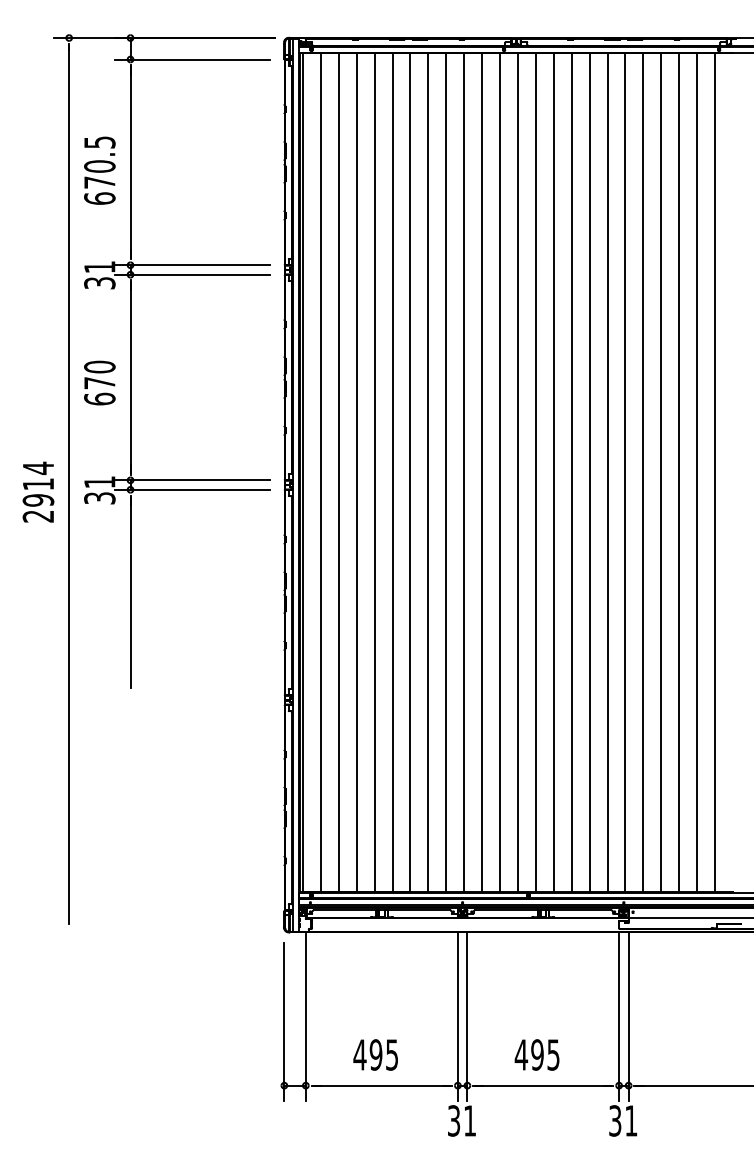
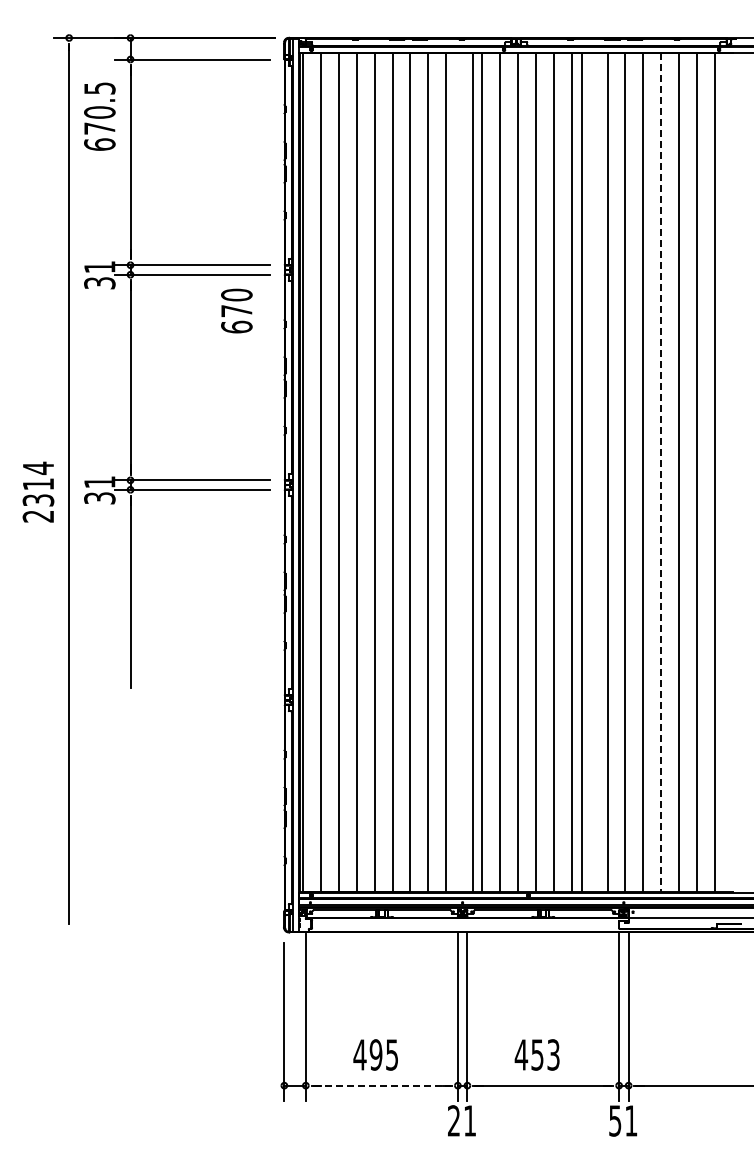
text position: (99, 170) -> (99, 116) (99, 116)
text position: (99, 382) -> (236, 310) (236, 310)
line position: (464, 472) -> (473, 472) (473, 472)
line position: (589, 472) -> (581, 472) (581, 472)
line: solid -> dashed (661, 472)
text: 2914 -> 2314 (38, 500)
text: 495 -> 453 (545, 1054)
line: solid -> dashed (382, 1085)
text: 31 -> 21 (454, 1120)
text: 31 -> 51 (615, 1120)
